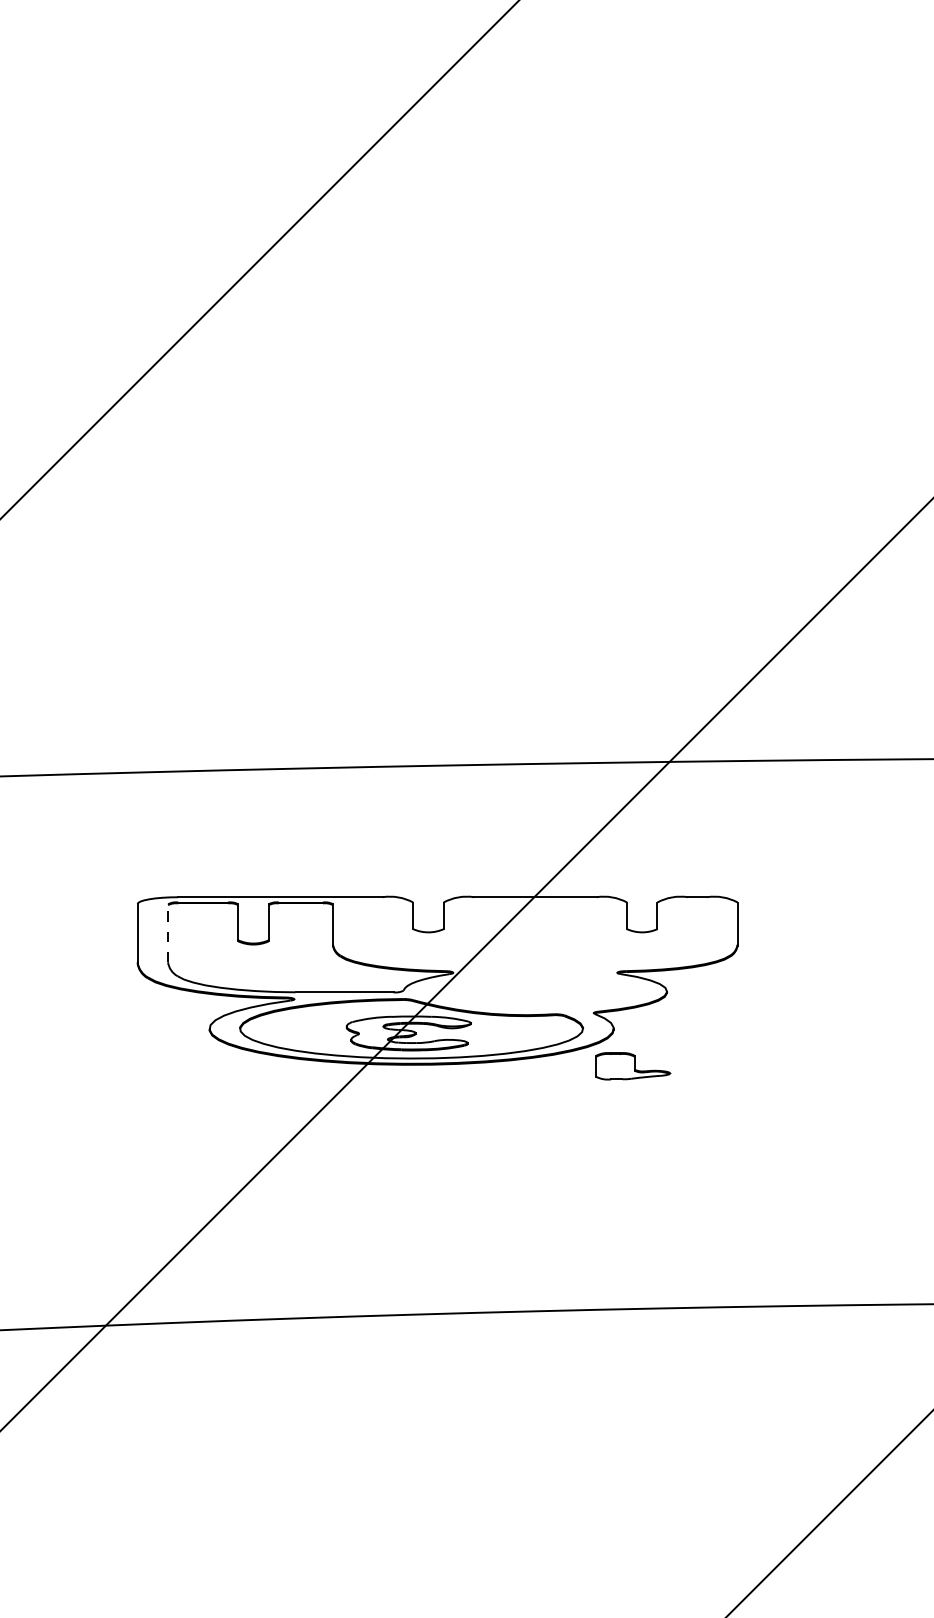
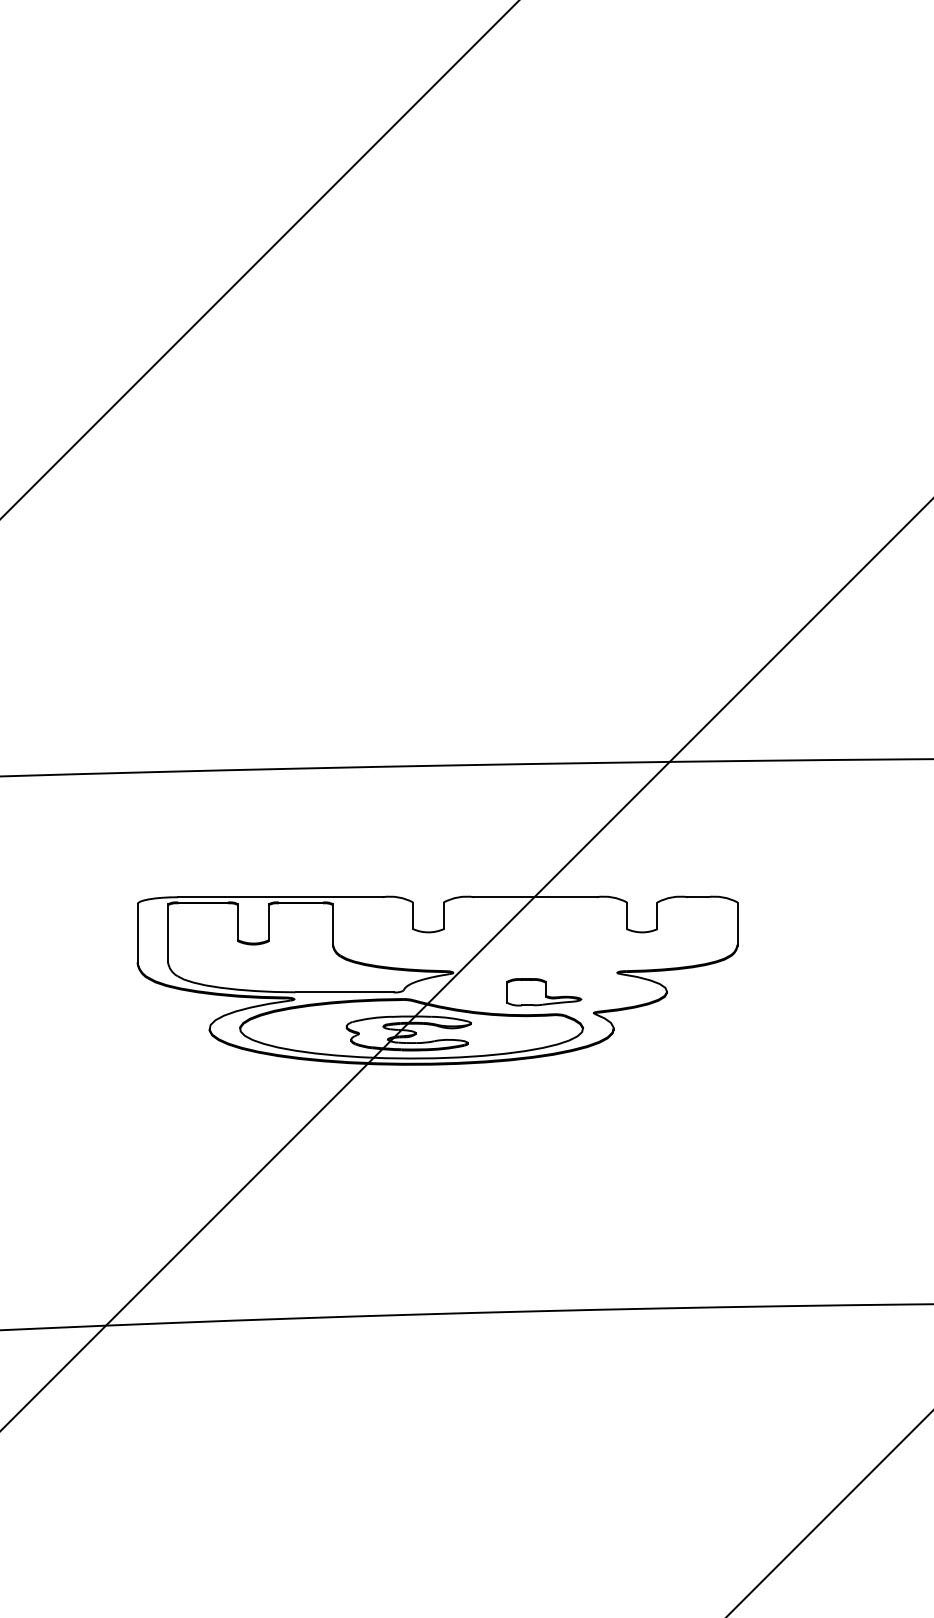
line: dashed -> solid (168, 933)
part position: (633, 1066) -> (544, 992) (544, 992)
